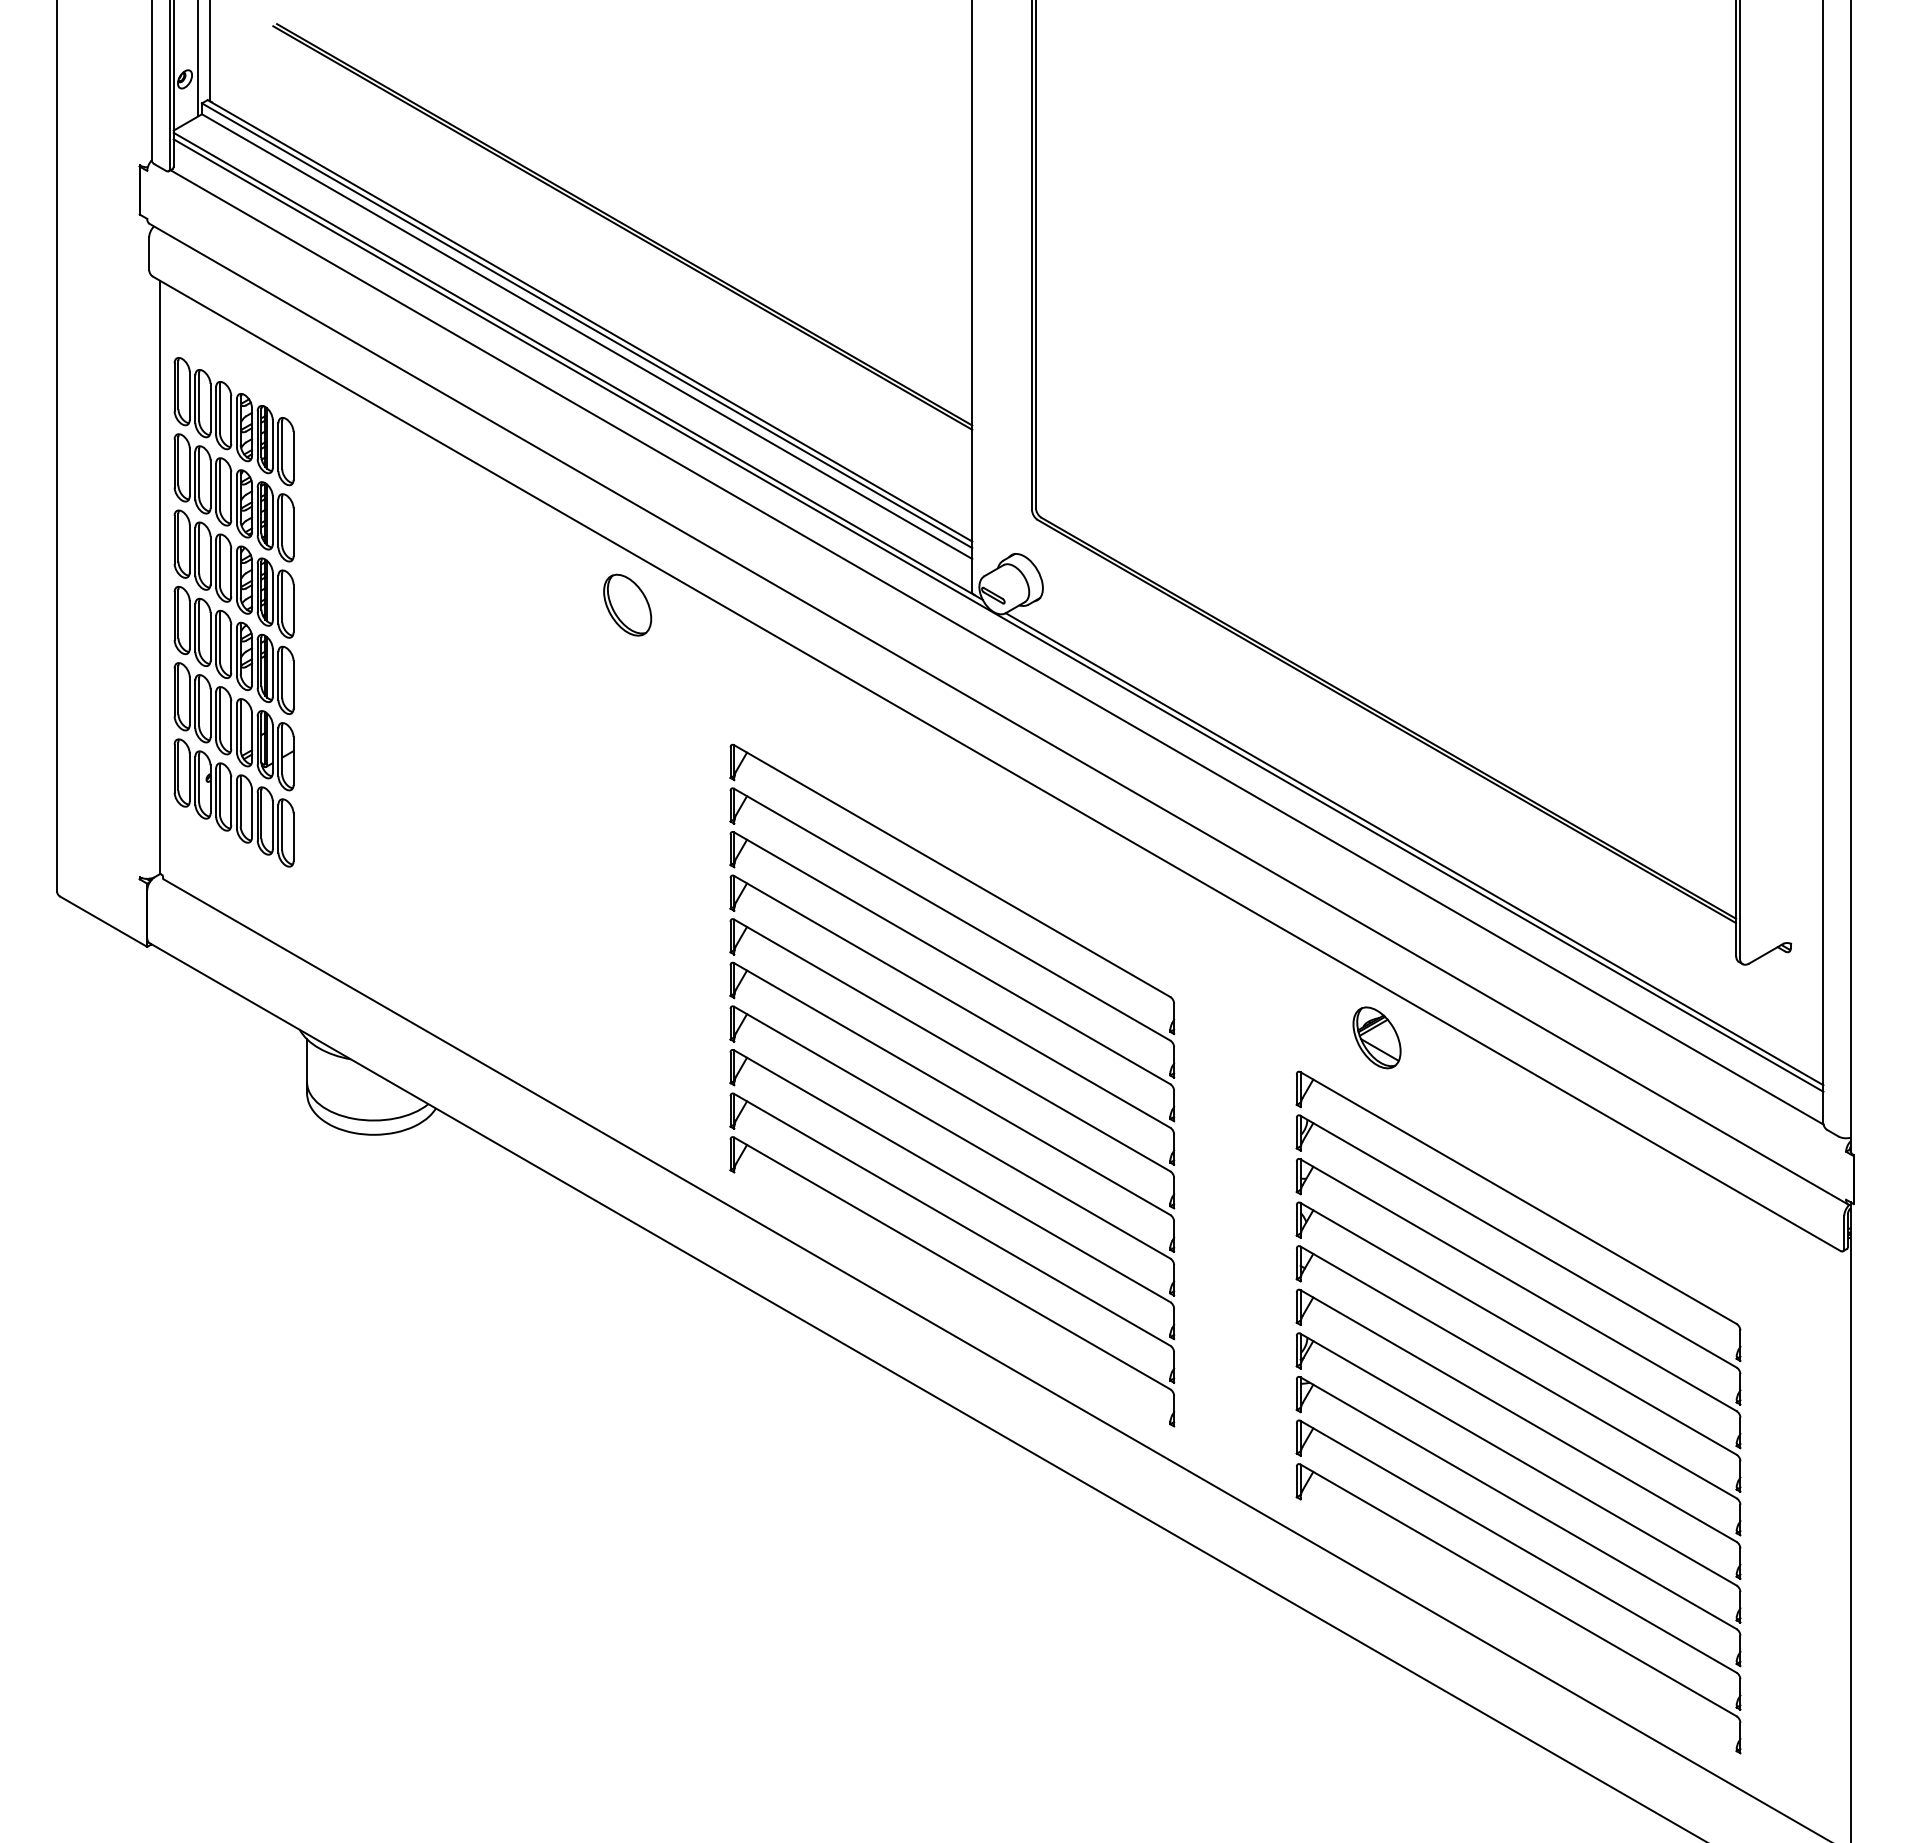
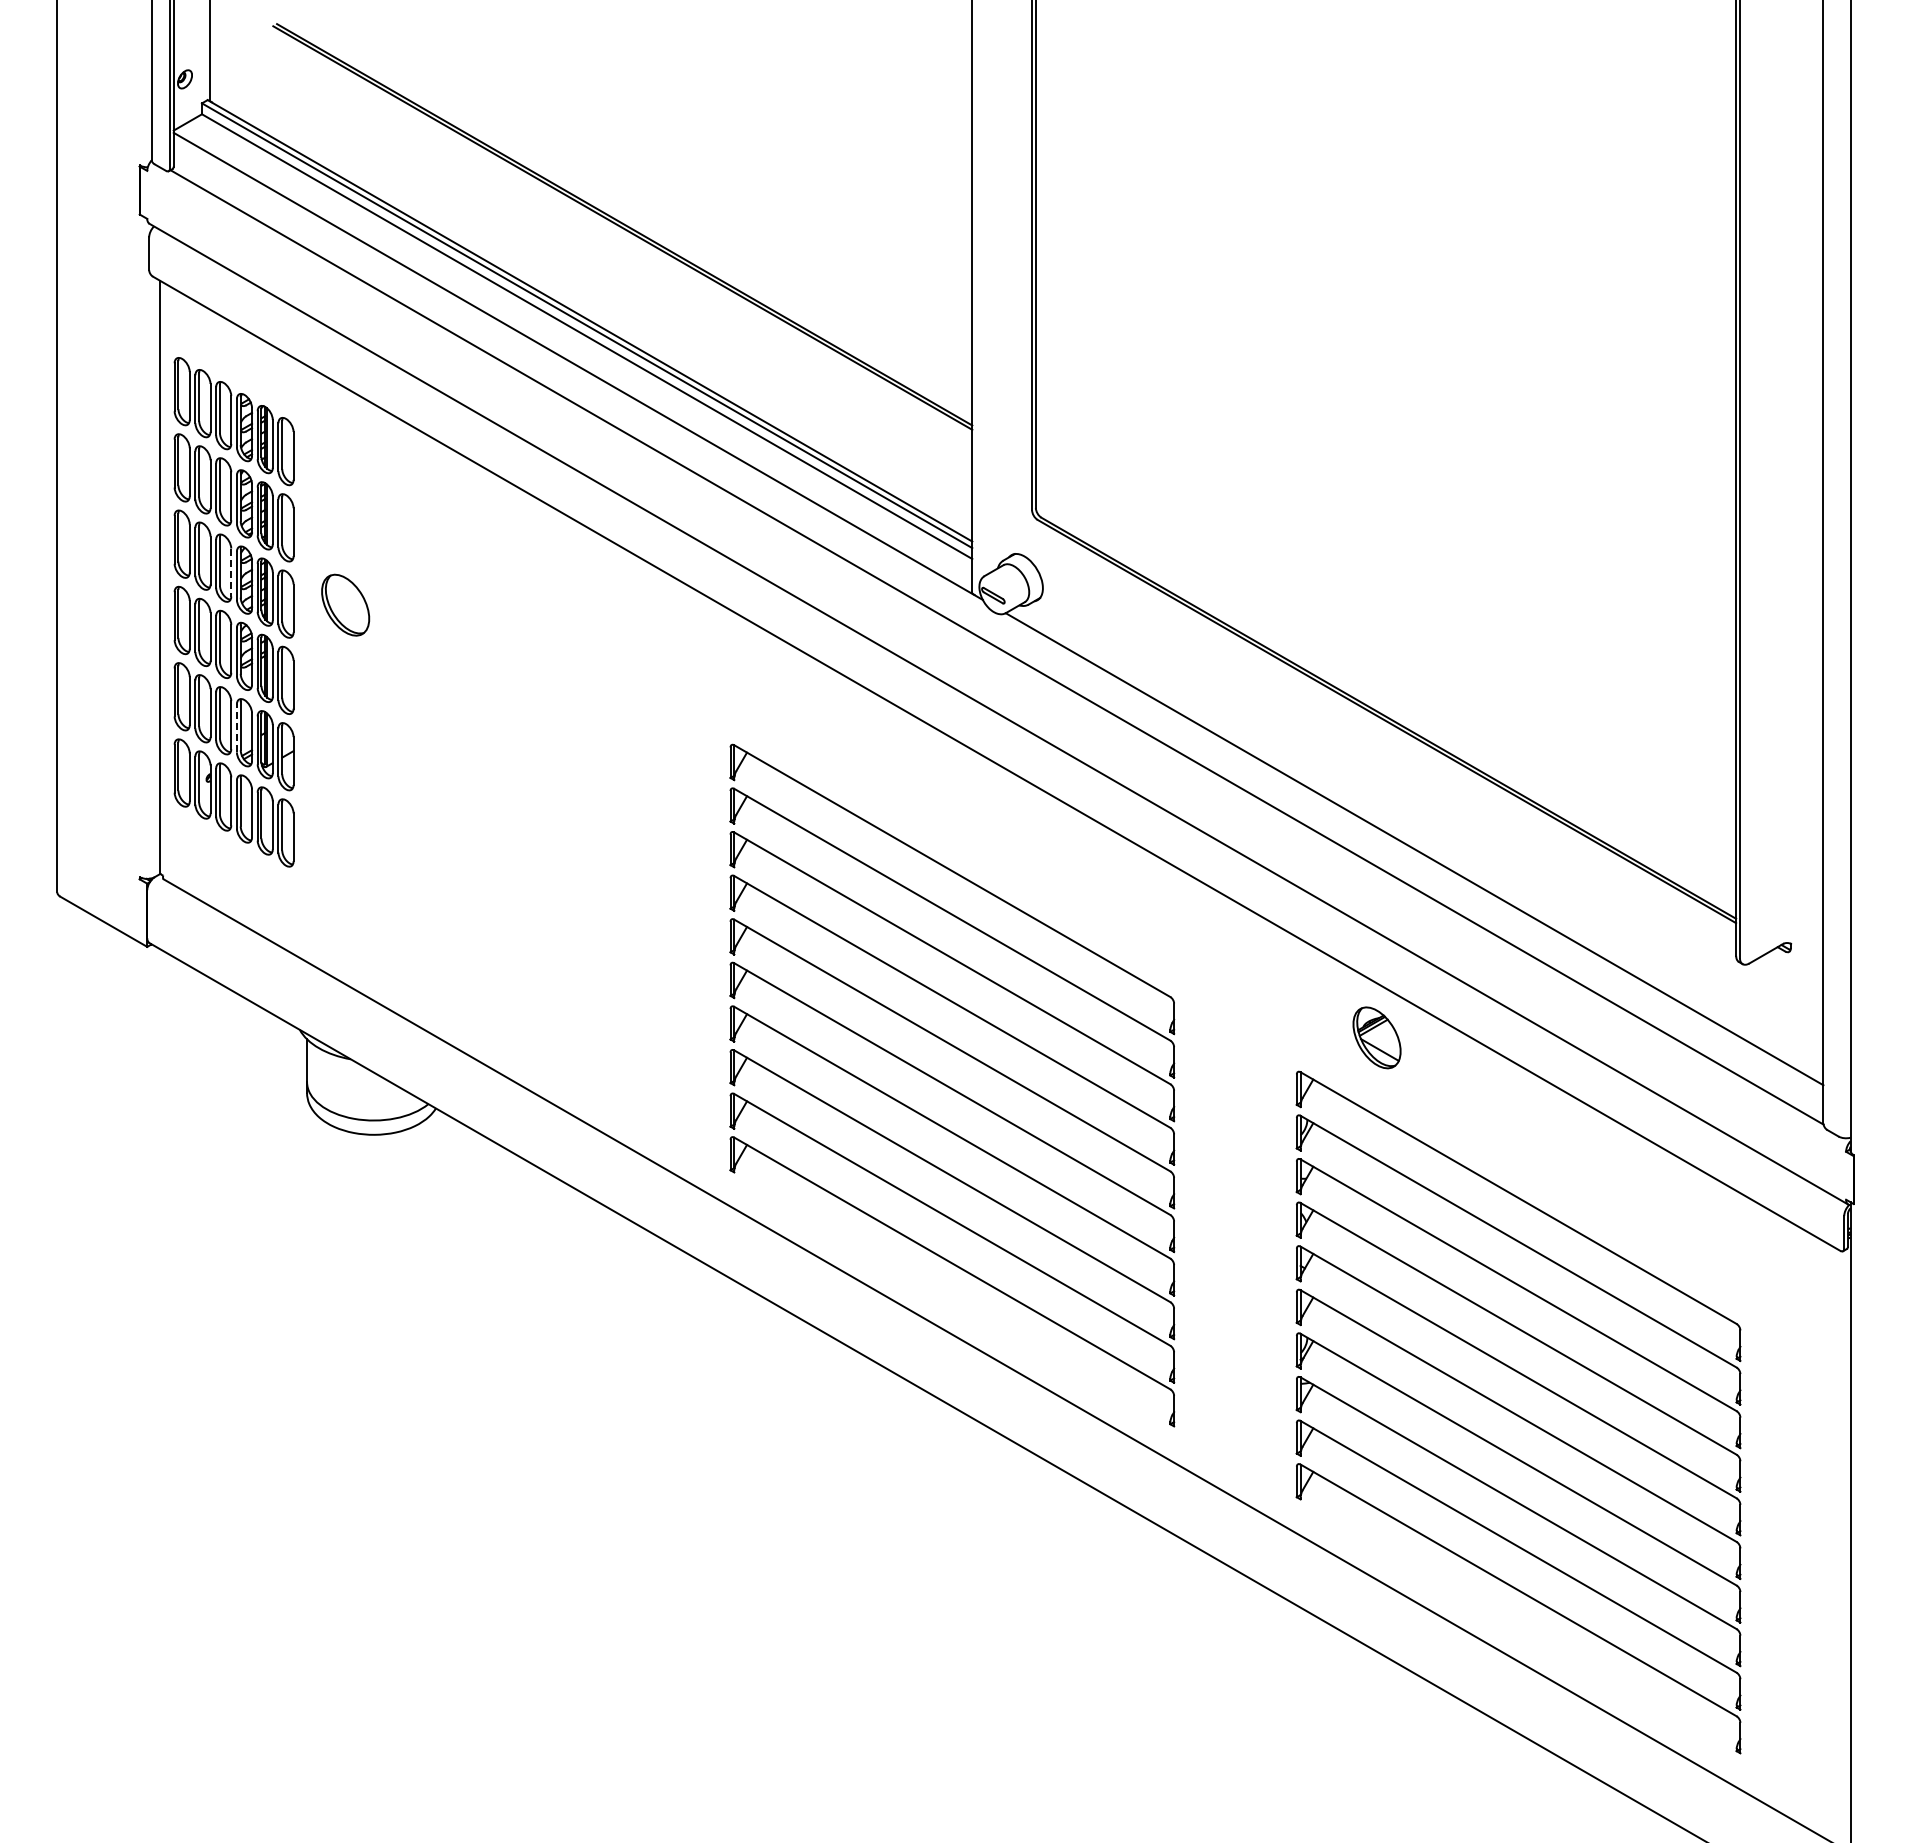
line: present -> none (198, 59)
line: solid -> dashed (231, 572)
part position: (627, 604) -> (345, 604) (345, 604)
line: present -> none (998, 615)
line: solid -> dashed (236, 728)
